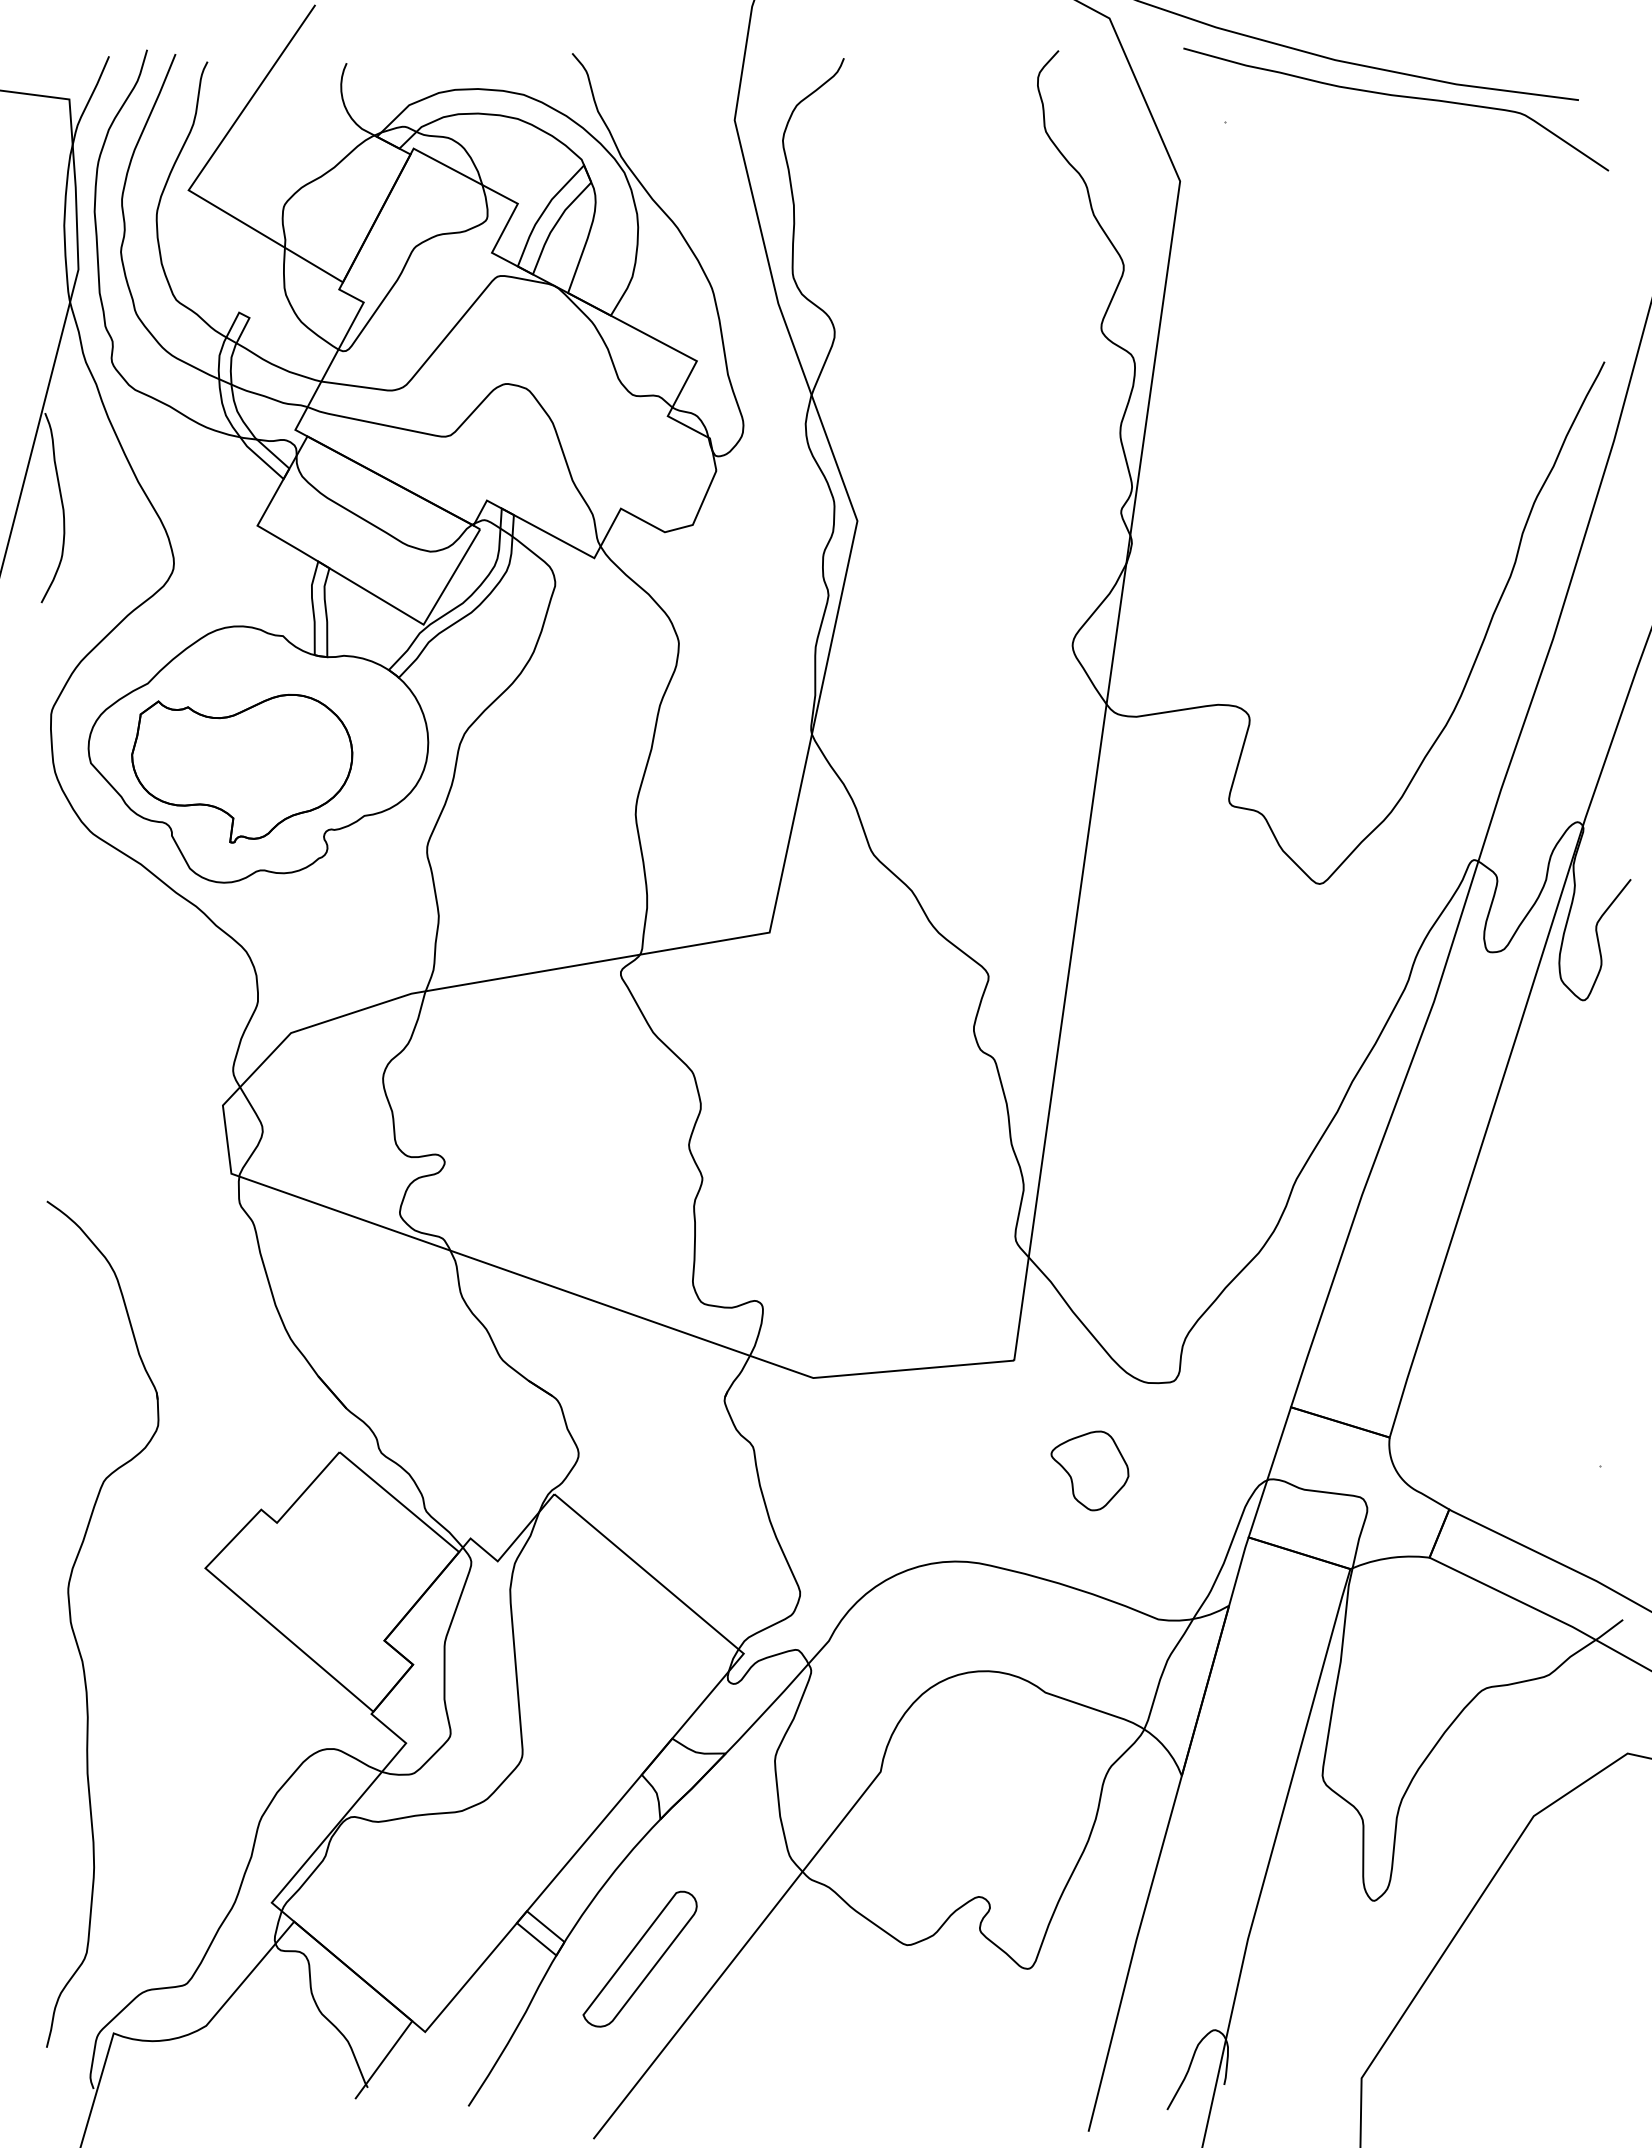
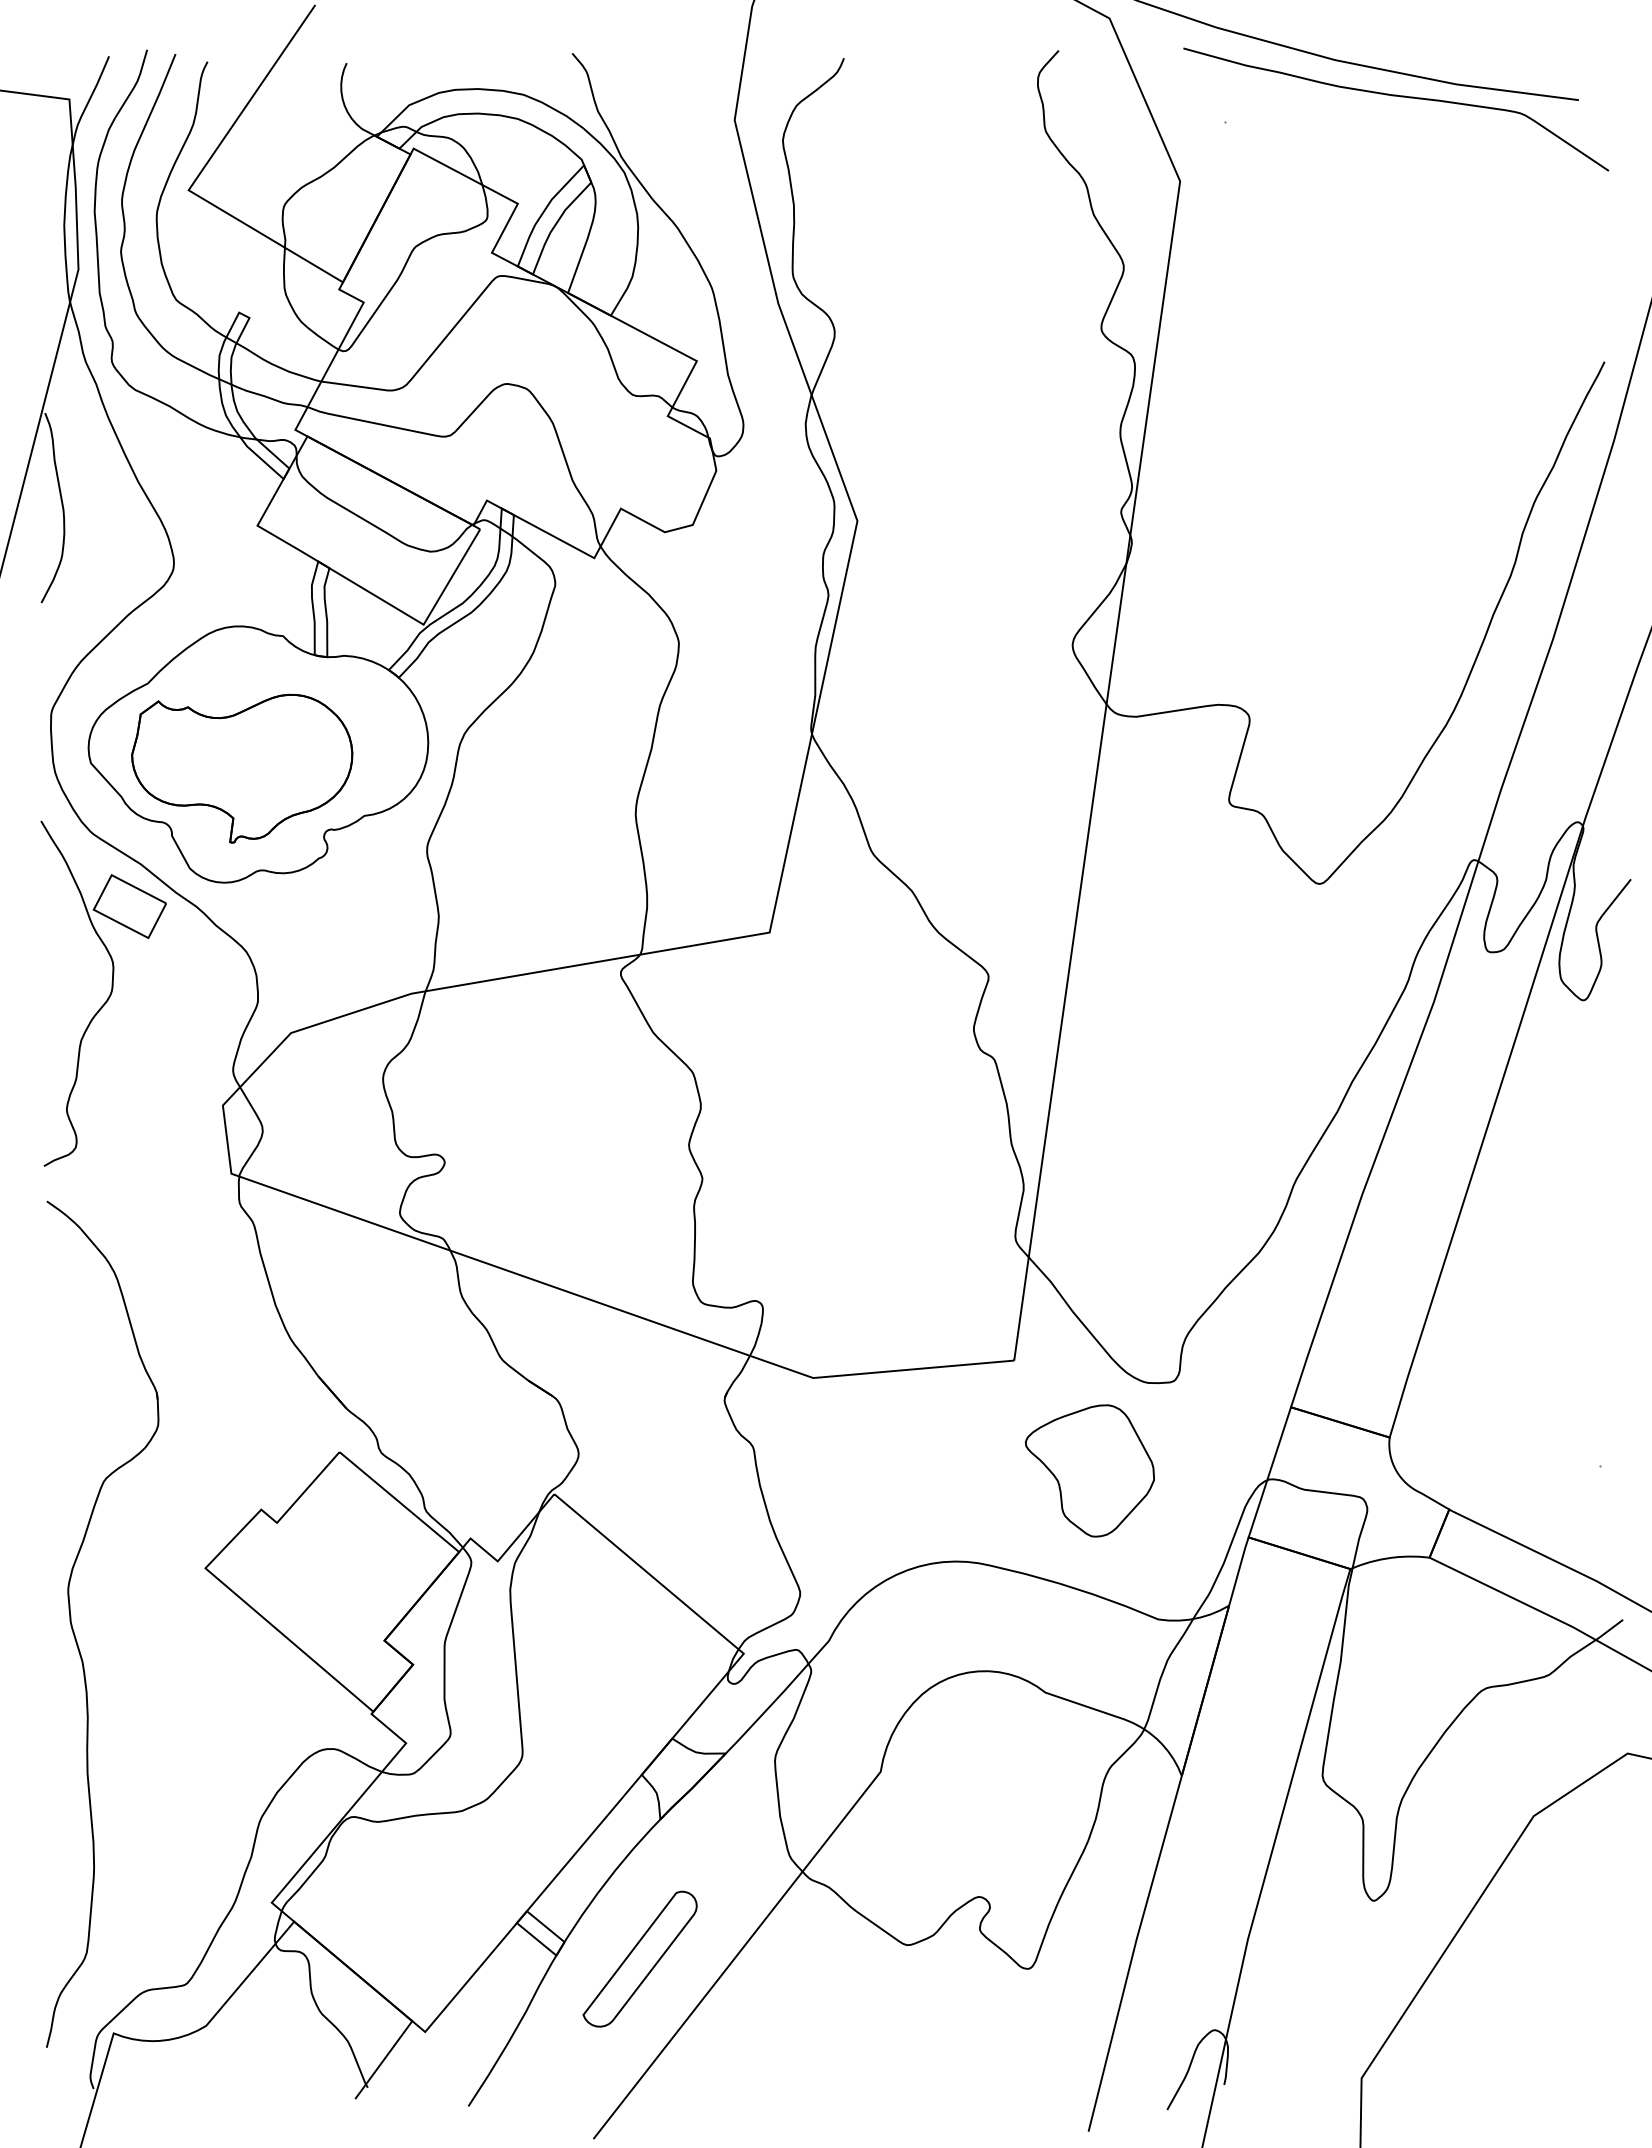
part: none -> present (103, 993)
part size: 80x82 px -> 130x134 px (1089, 1470)
